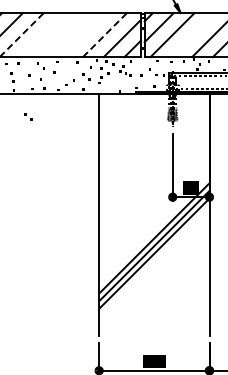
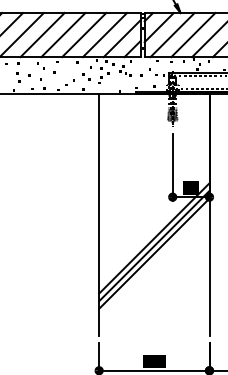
line: dashed -> solid (22, 34)
line: dashed -> solid (105, 34)
line: none -> present (42, 35)
line: none -> present (63, 35)
line: none -> present (84, 35)
line: none -> present (193, 35)
part position: (12, 77) -> (18, 77) (18, 77)
part: present -> none (28, 116)
